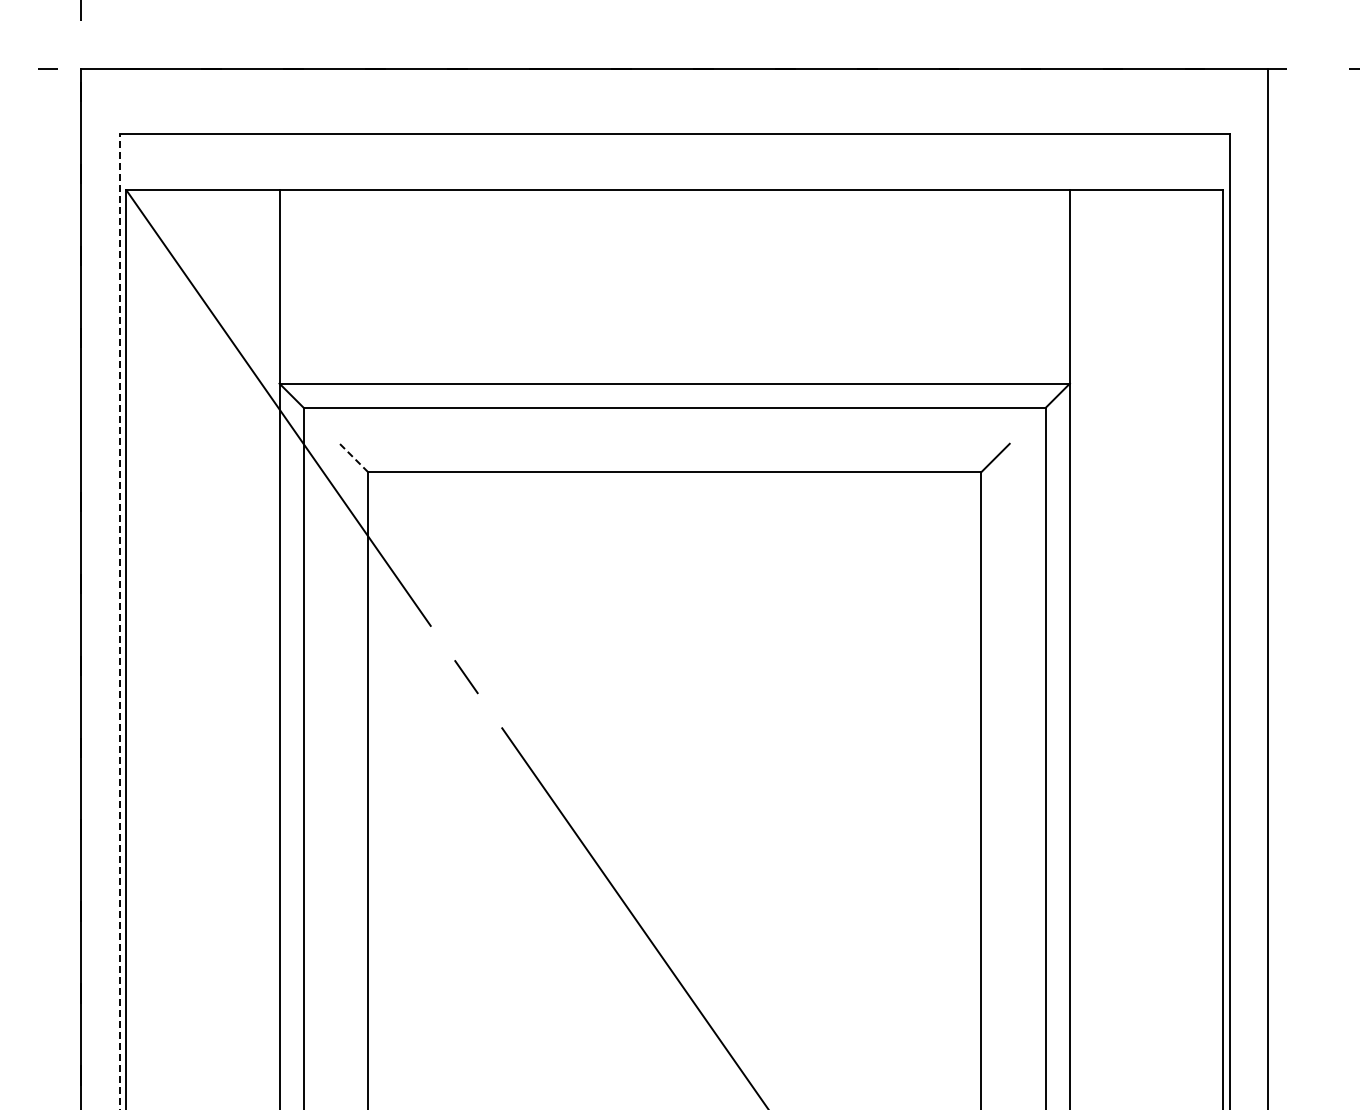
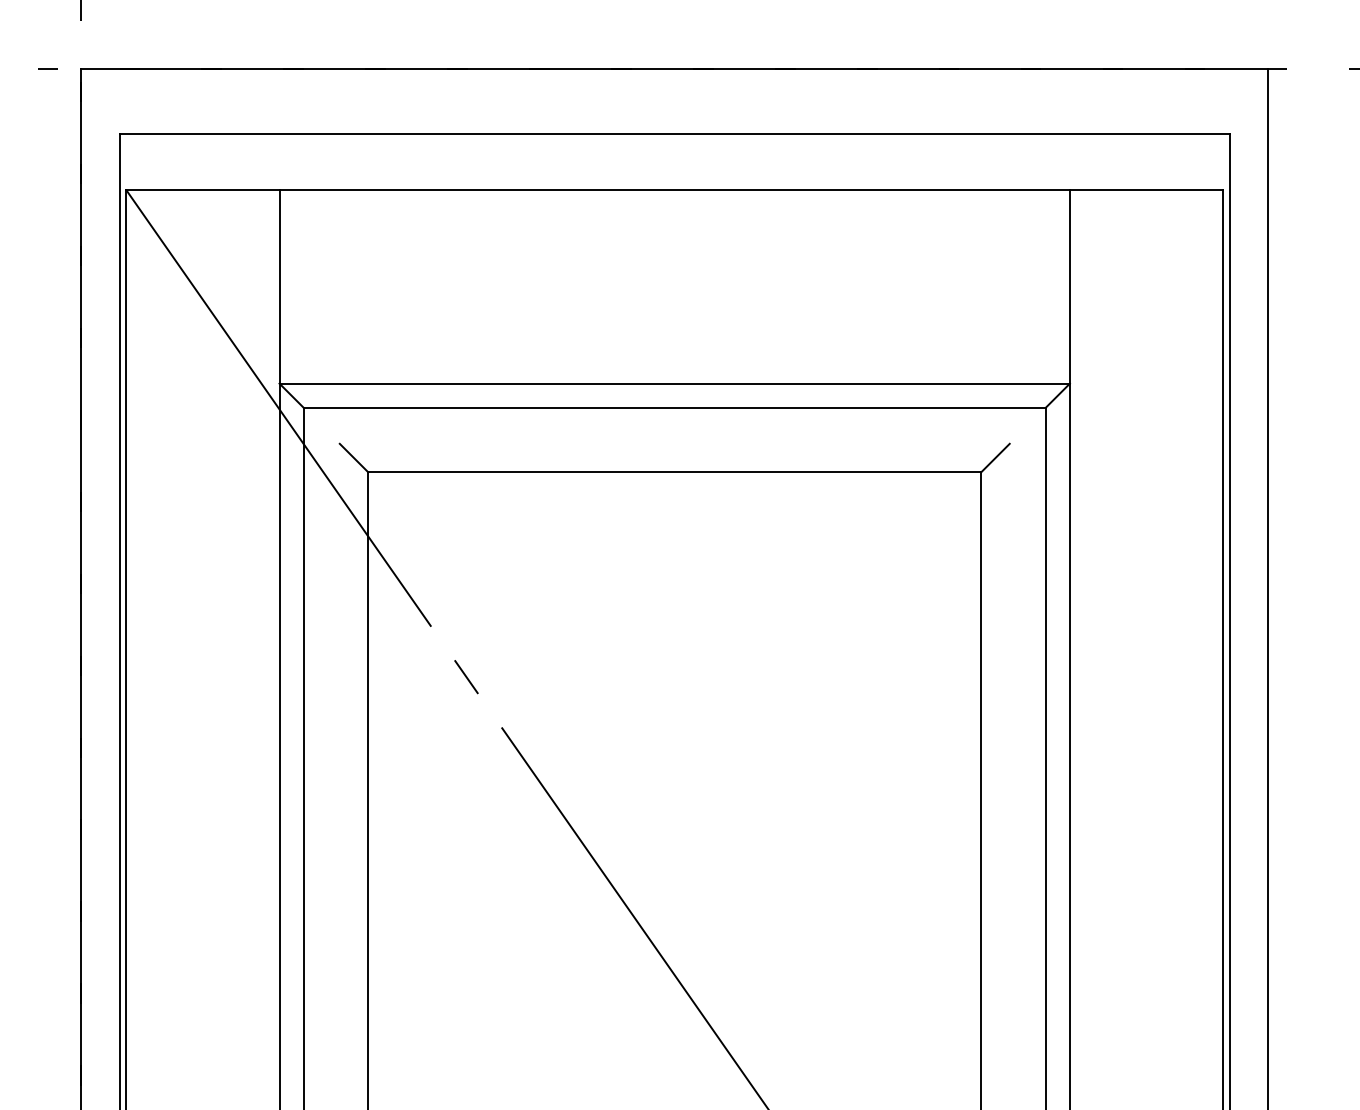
line: dashed -> solid (353, 457)
line: dashed -> solid (119, 621)
